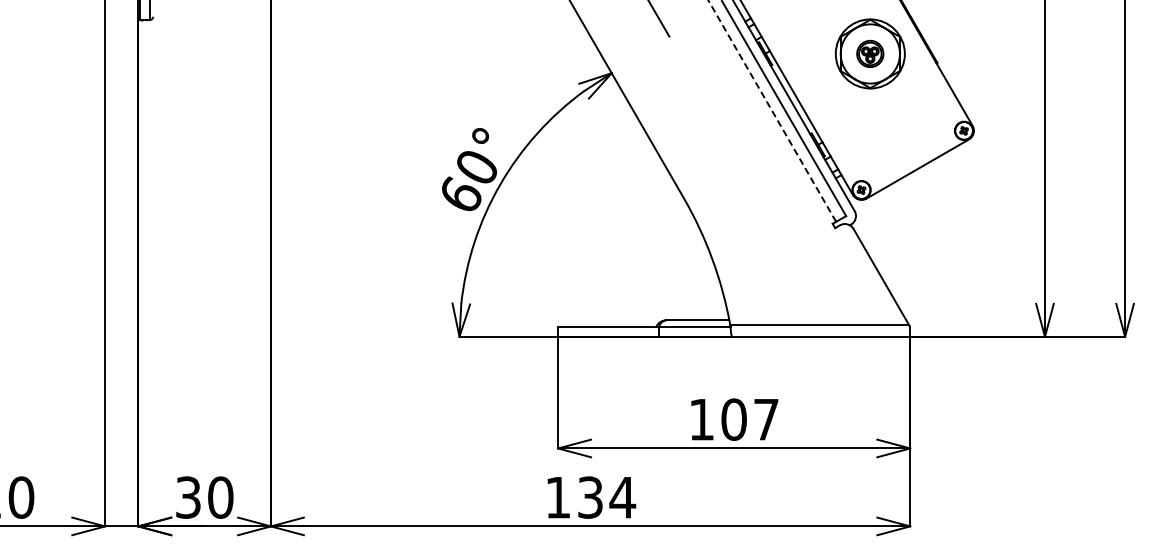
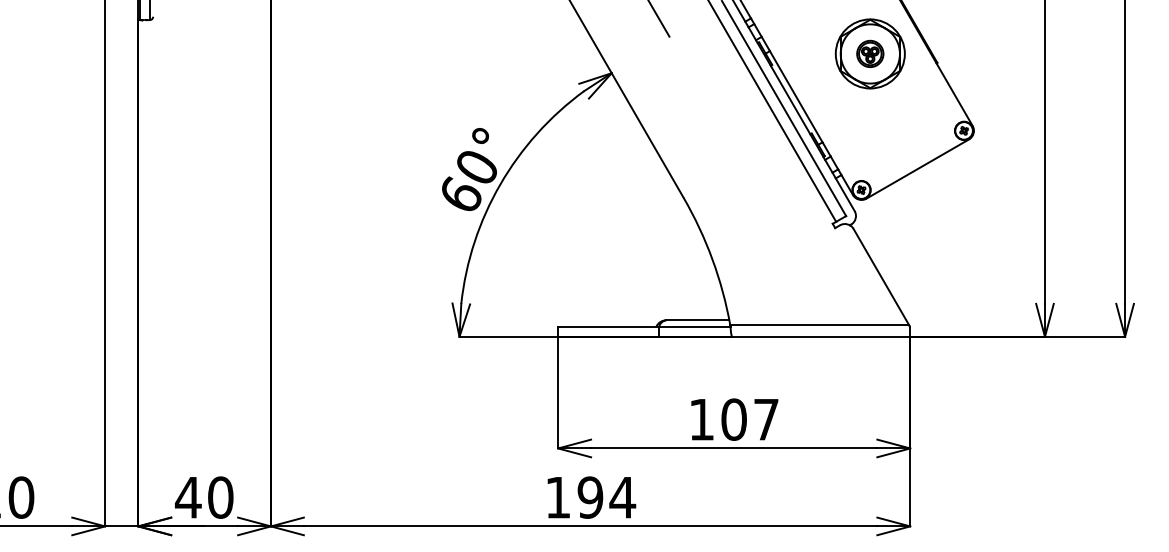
line: dashed -> solid (772, 111)
text: 30 -> 40 (187, 497)
text: 134 -> 194 (590, 497)
